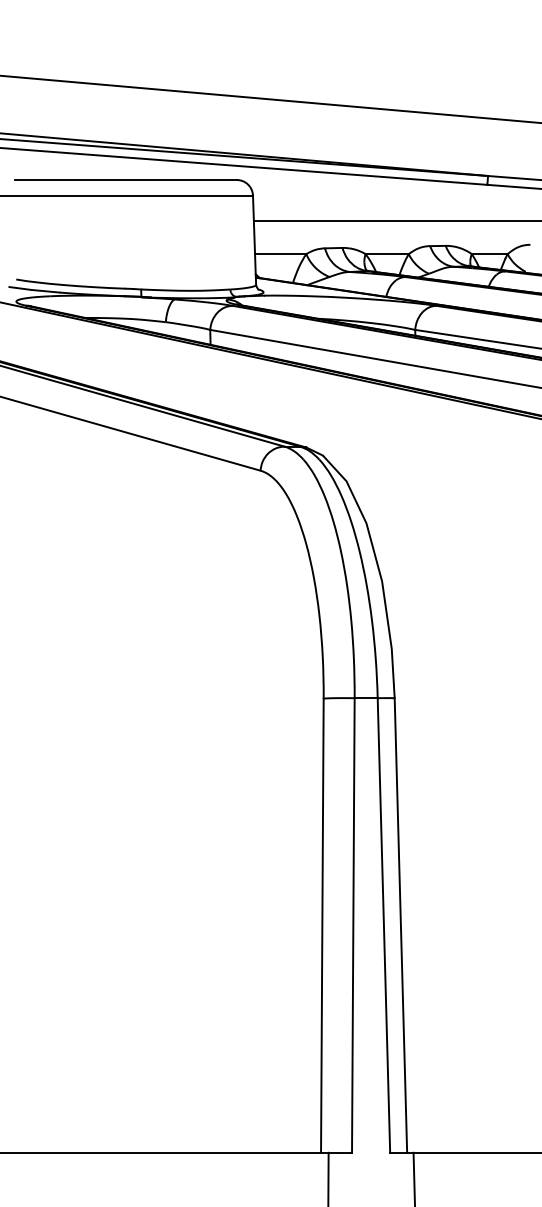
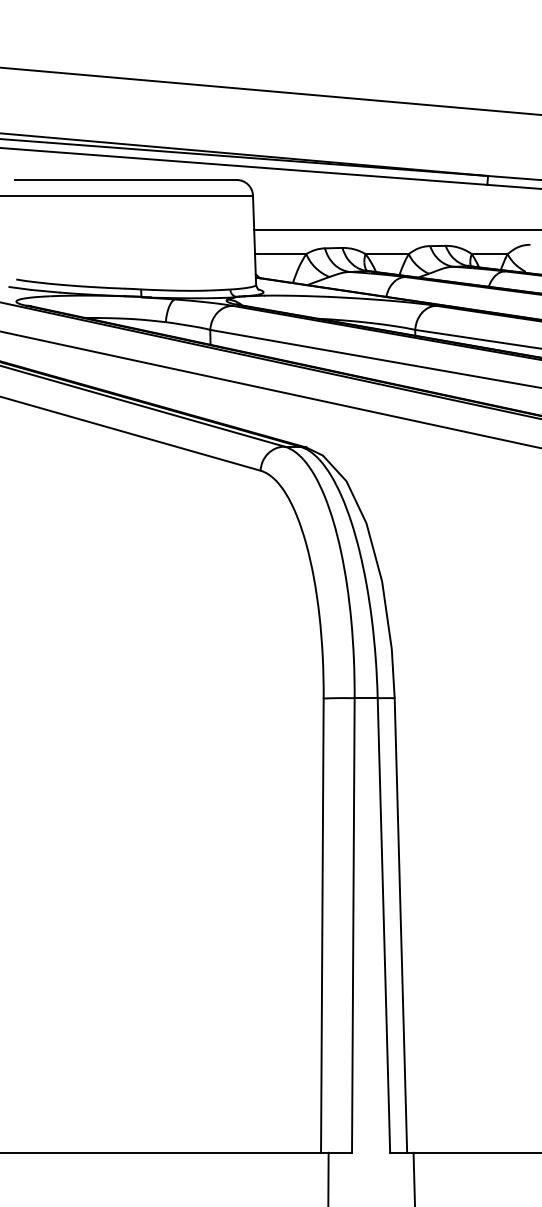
line position: (270, 98) -> (270, 90) (270, 90)
line position: (396, 221) -> (396, 230) (396, 230)
line: none -> present (270, 389)
